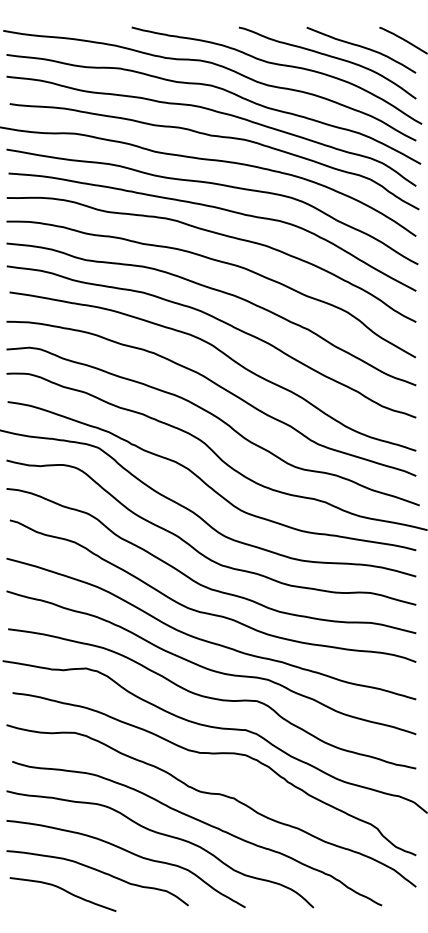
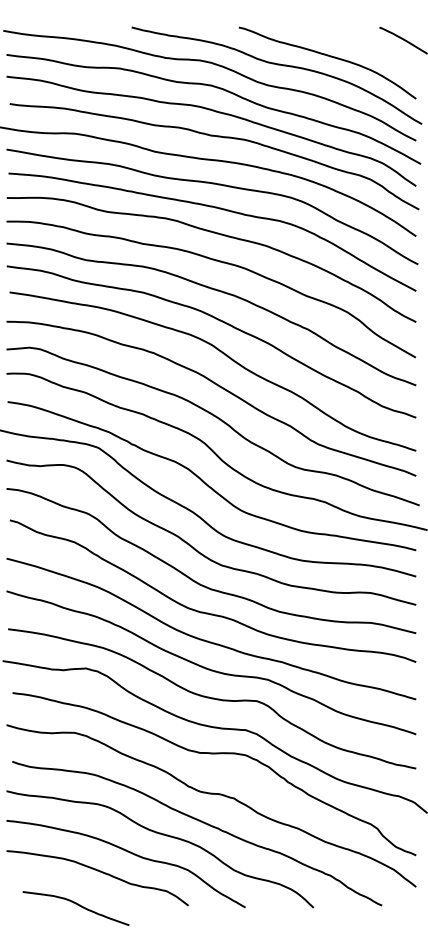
curve: present -> none (361, 47)
curve position: (64, 891) -> (77, 905) (77, 905)
